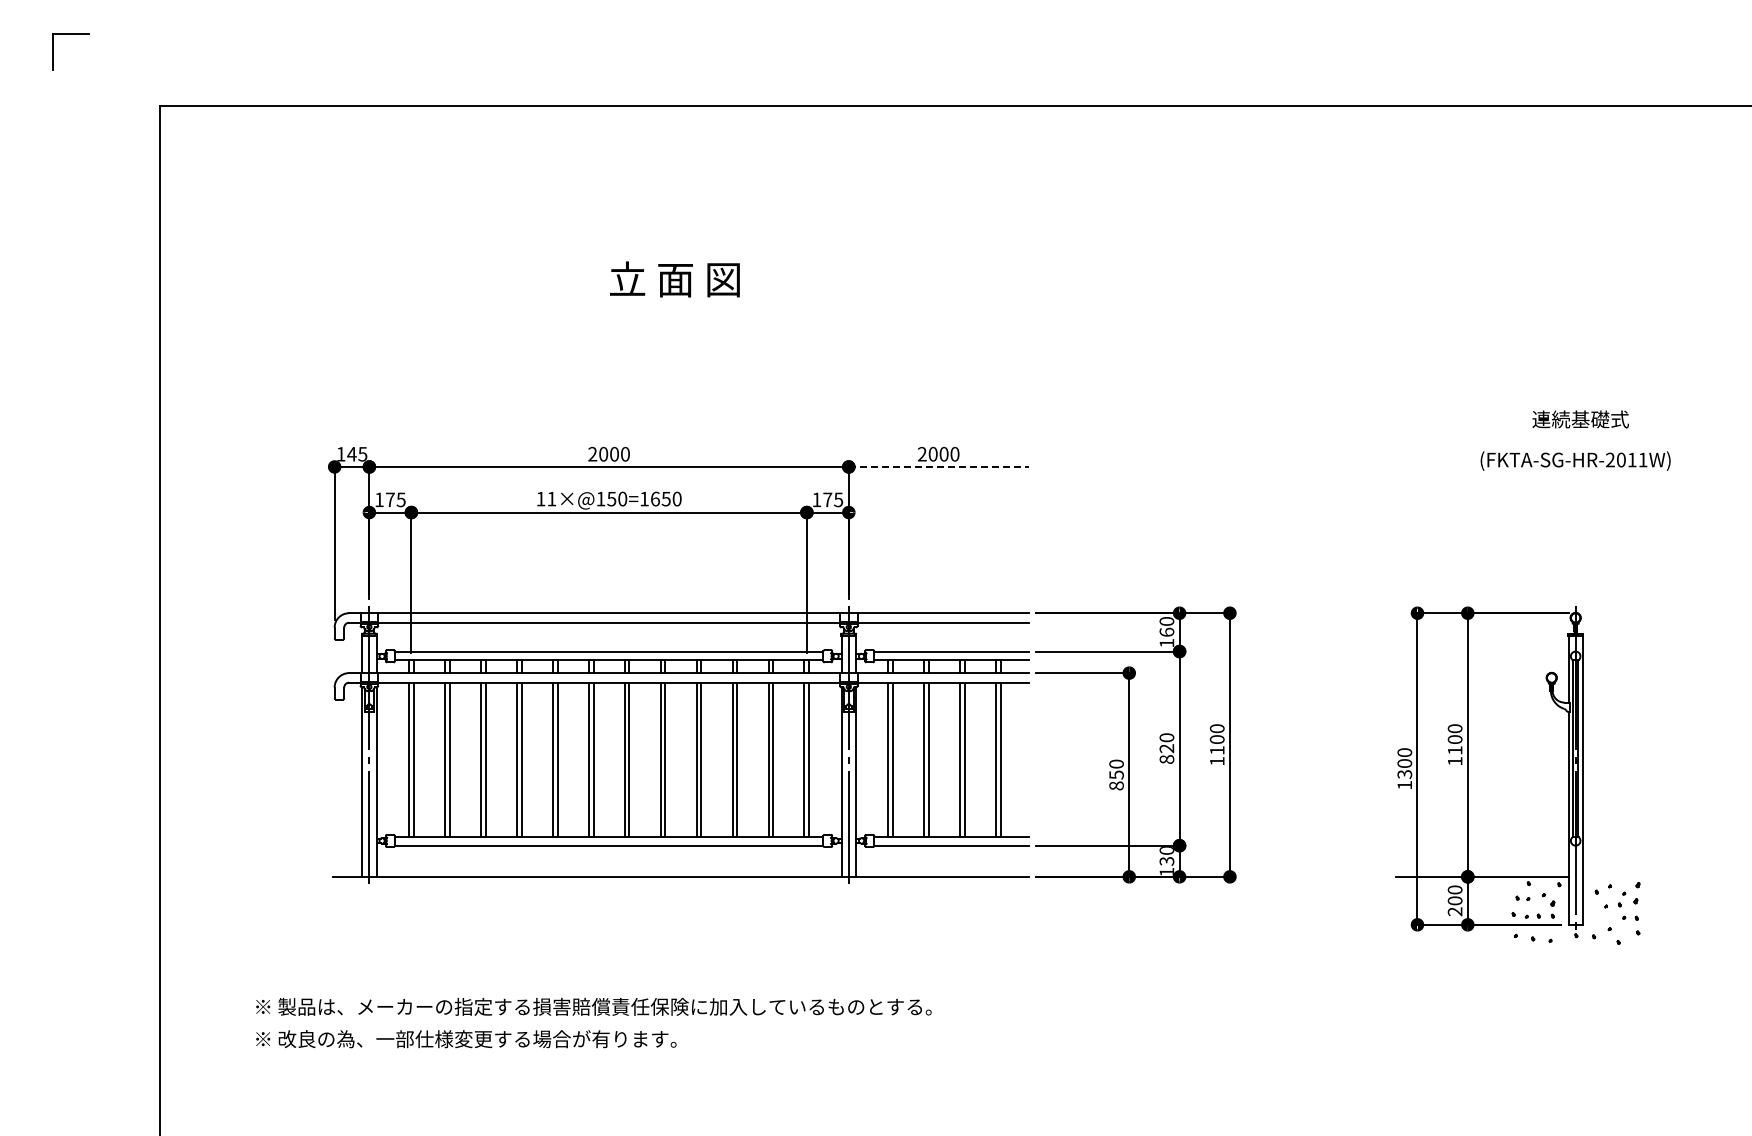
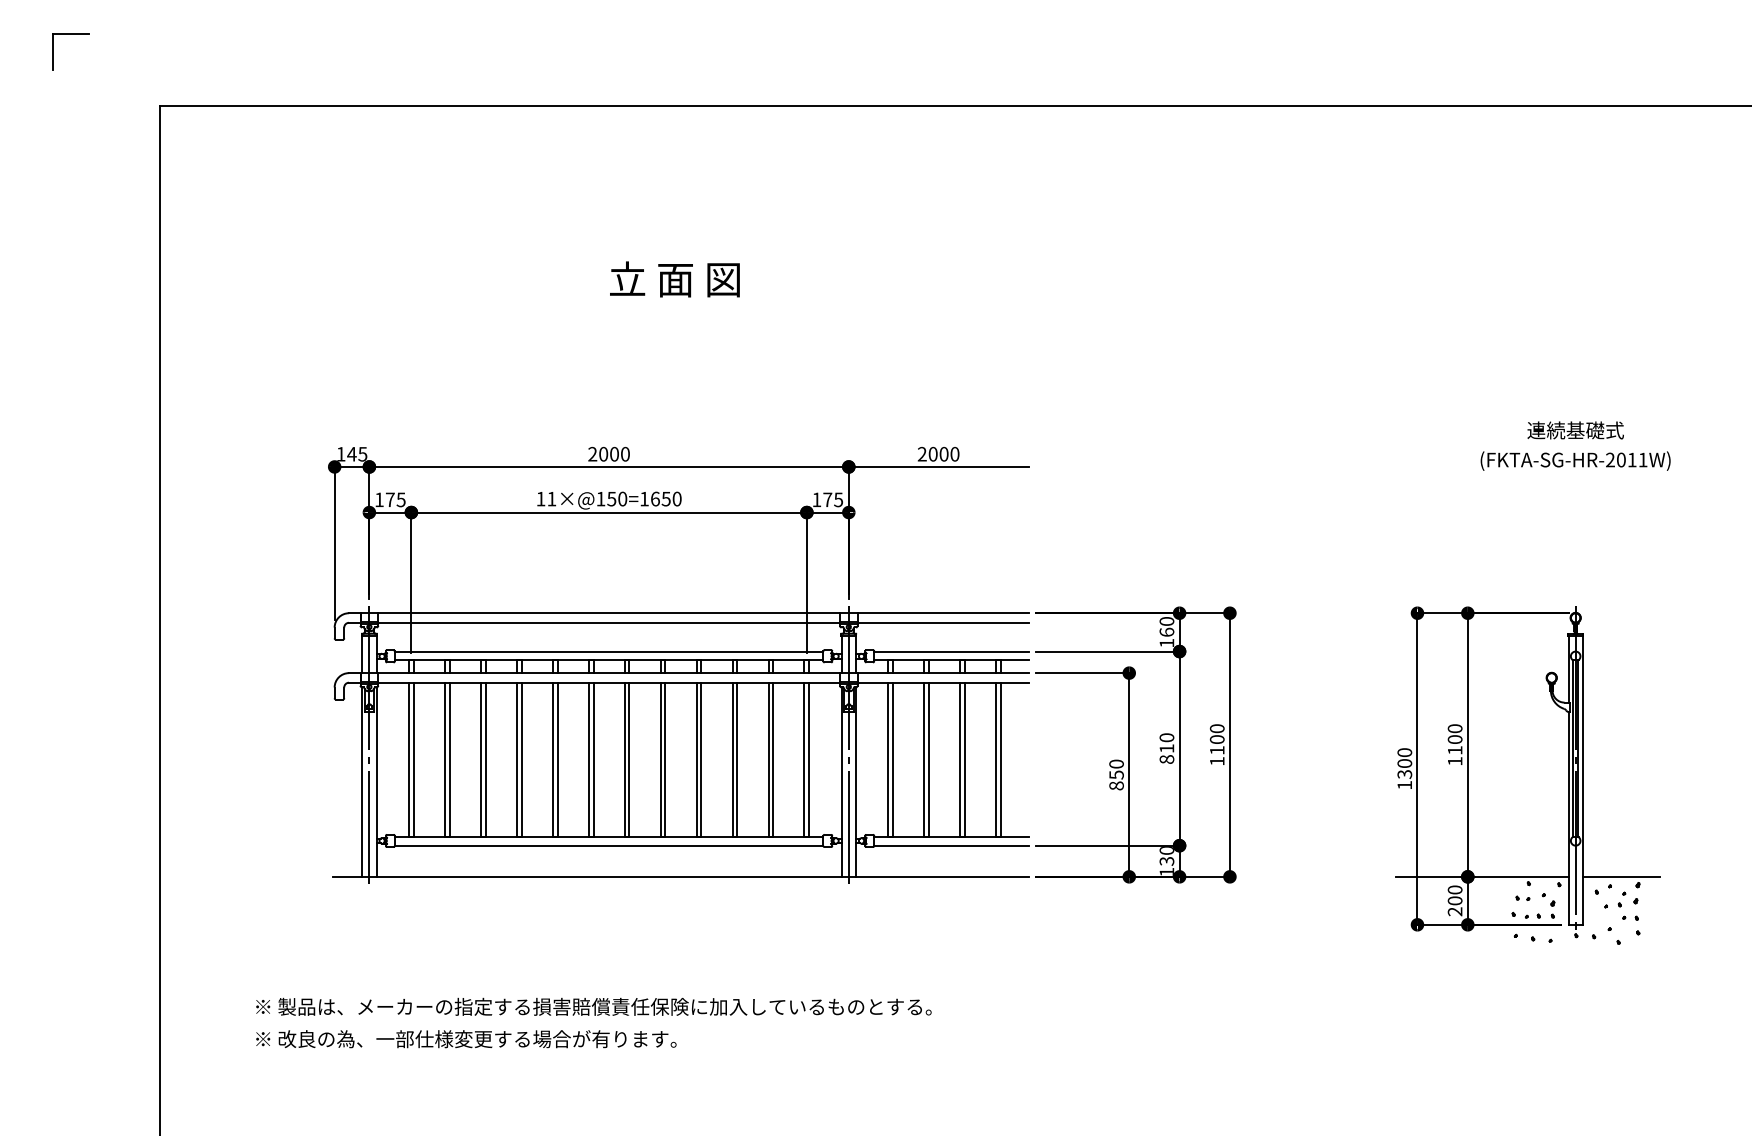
text position: (1580, 419) -> (1575, 430) (1575, 430)
line: dashed -> solid (938, 466)
text: 820 -> 810 (1166, 748)
line: none -> present (1620, 876)
